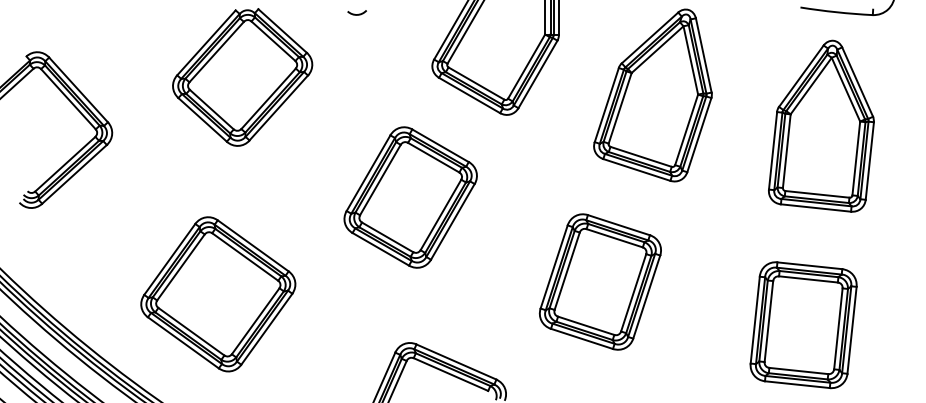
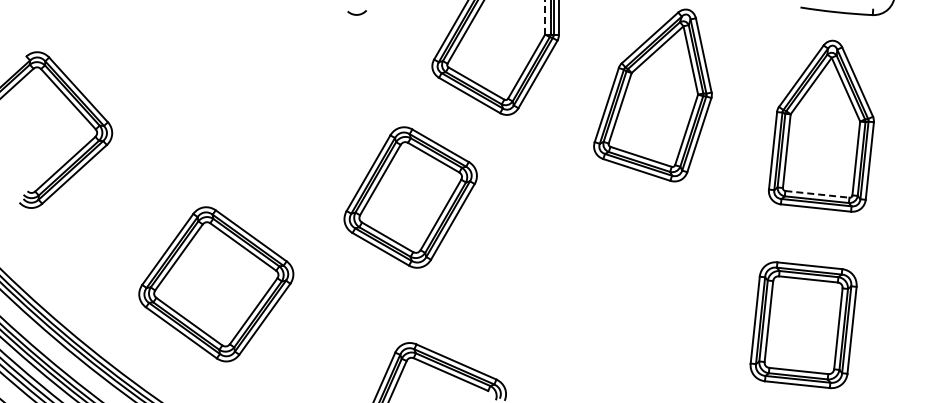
line: solid -> dashed (545, 17)
part: present -> none (242, 77)
line: solid -> dashed (817, 194)
part: present -> none (599, 281)
part position: (218, 294) -> (216, 284) (216, 284)
